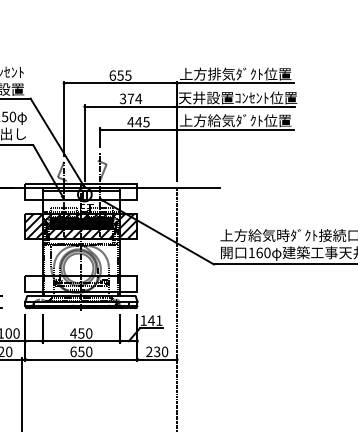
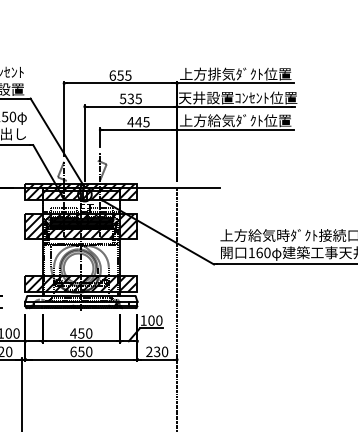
text: 374 -> 535 (131, 98)
hatch: none -> present (81, 191)
hatch: none -> present (81, 283)
text: 141 -> 100 (155, 320)
